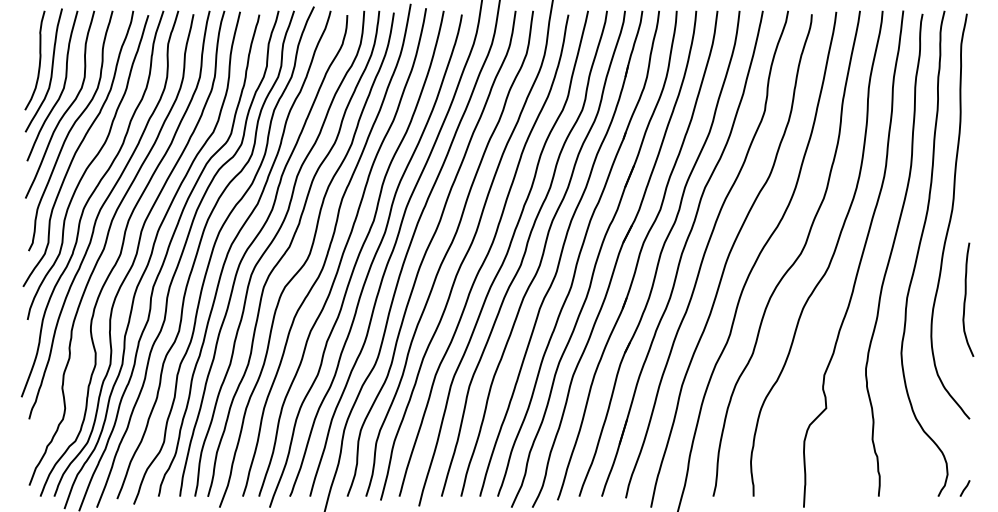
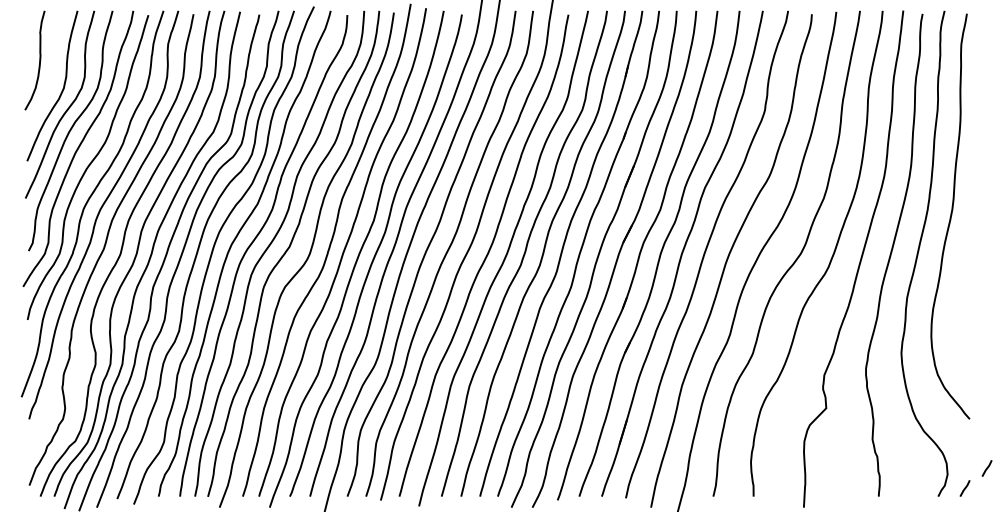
curve: present -> none (50, 73)
curve: present -> none (966, 297)
line: none -> present (986, 468)
